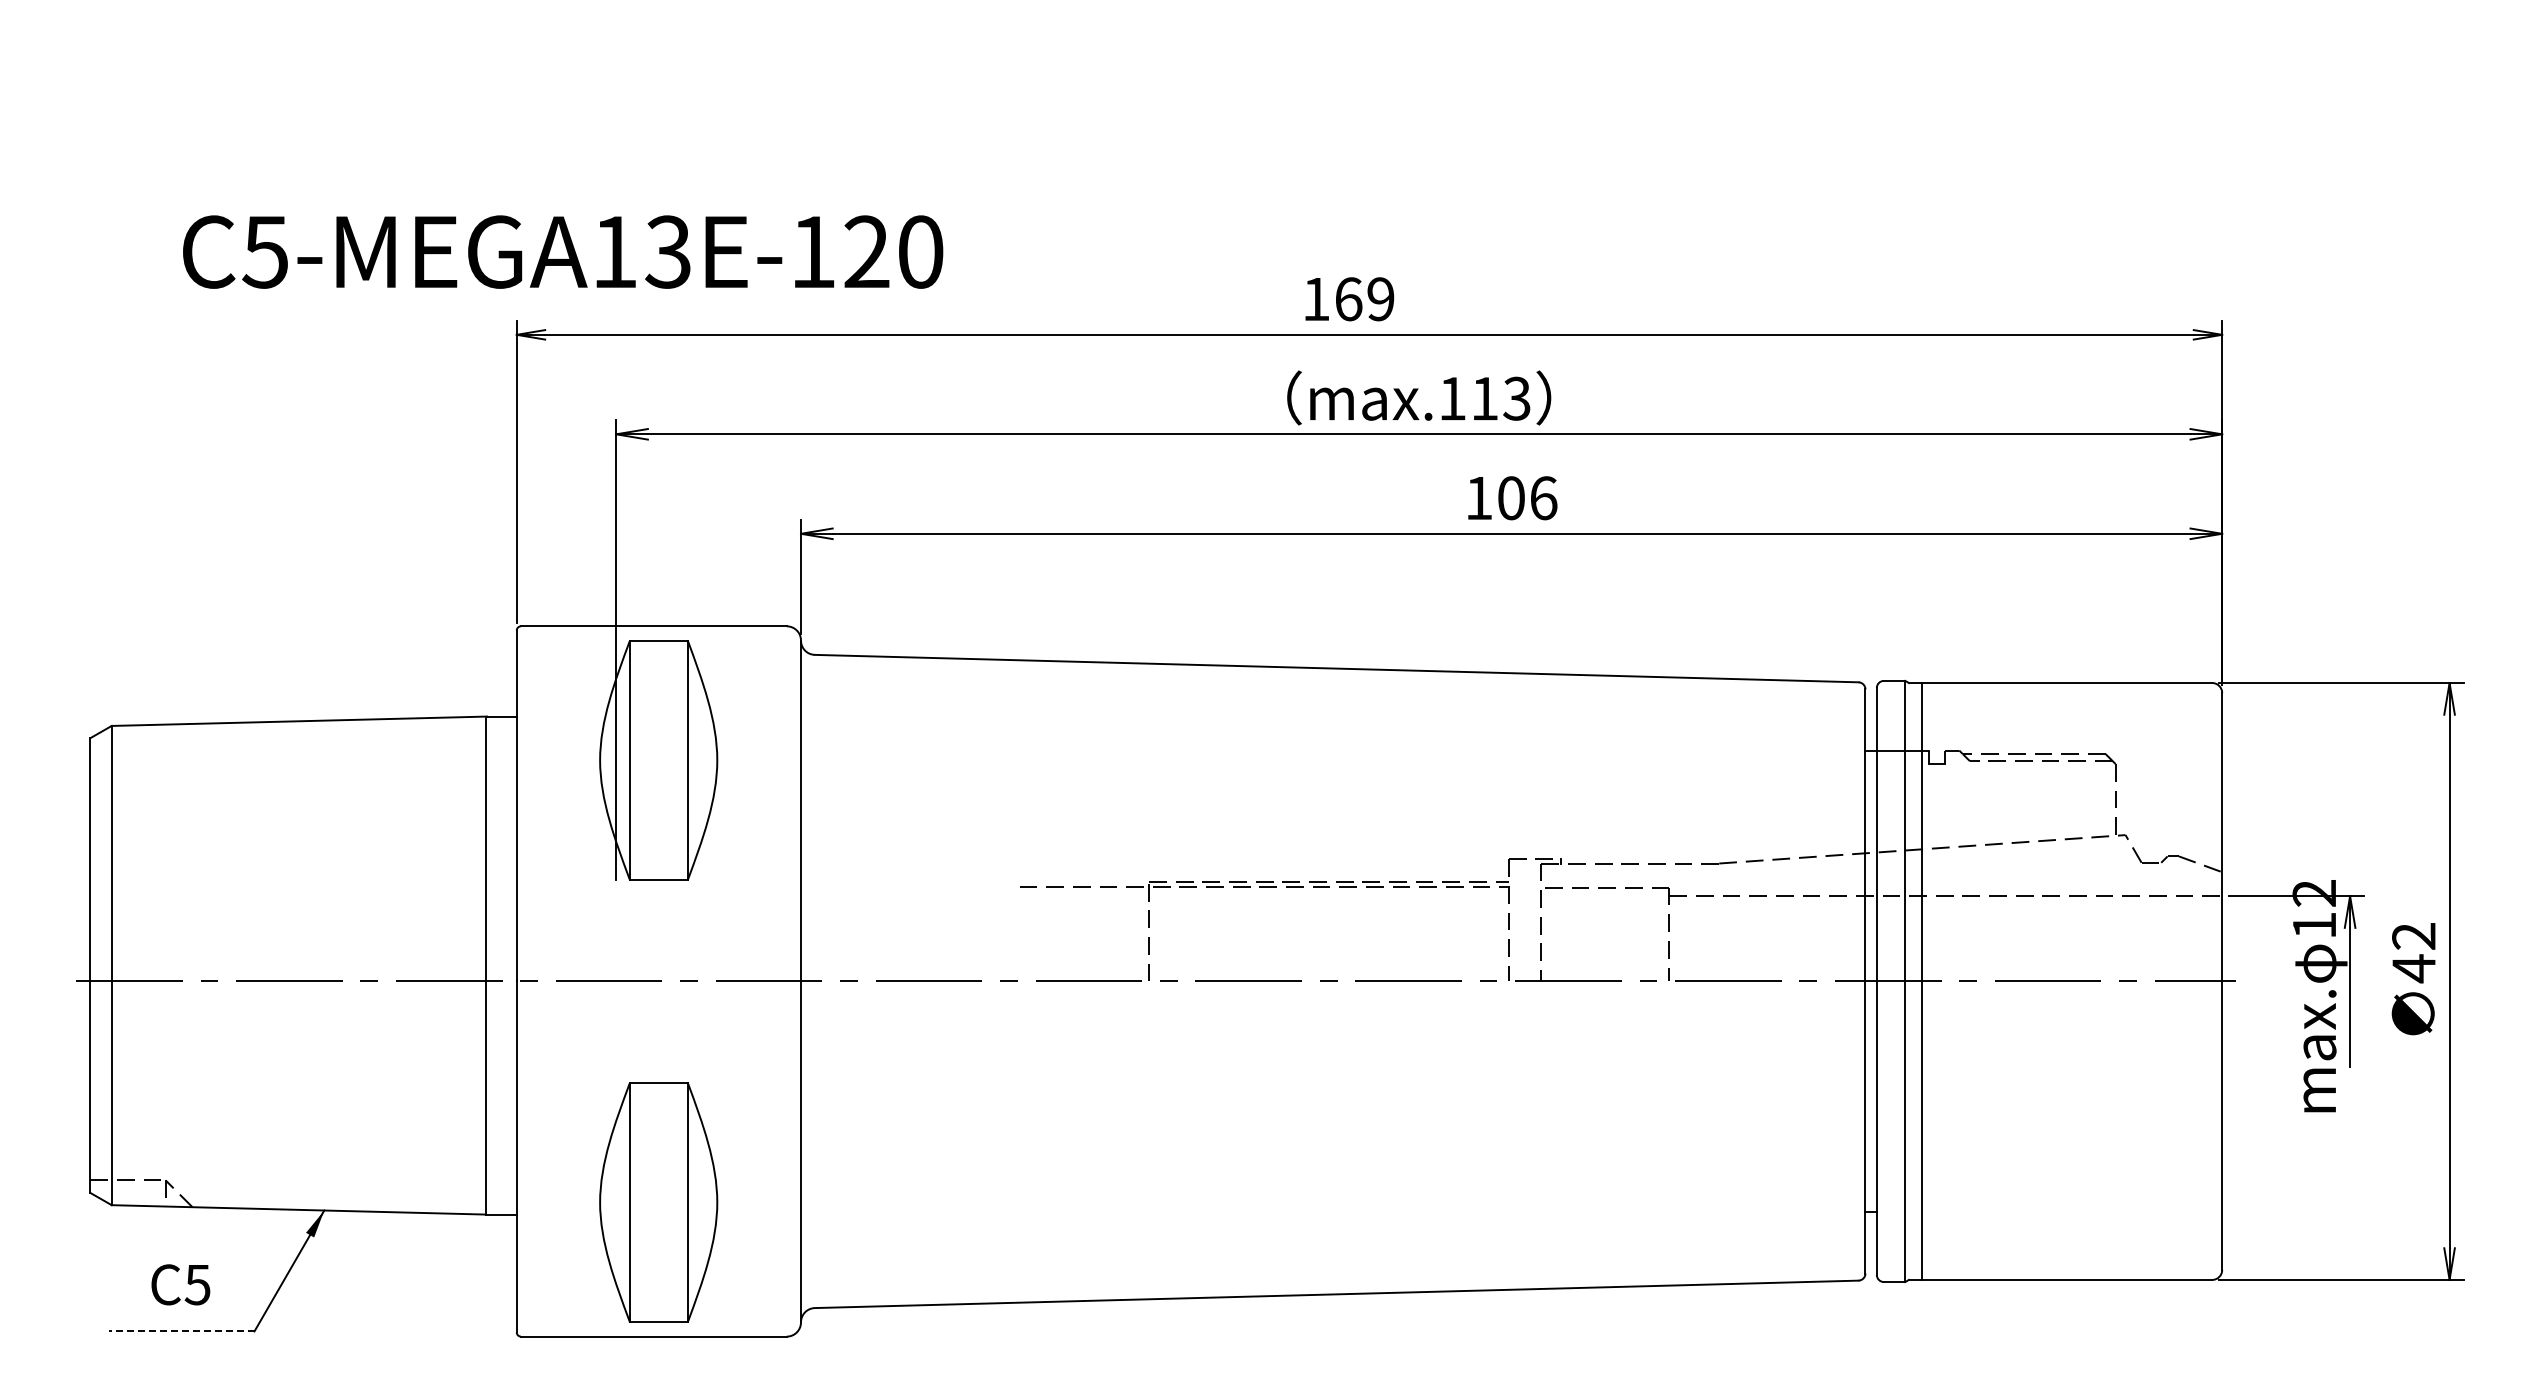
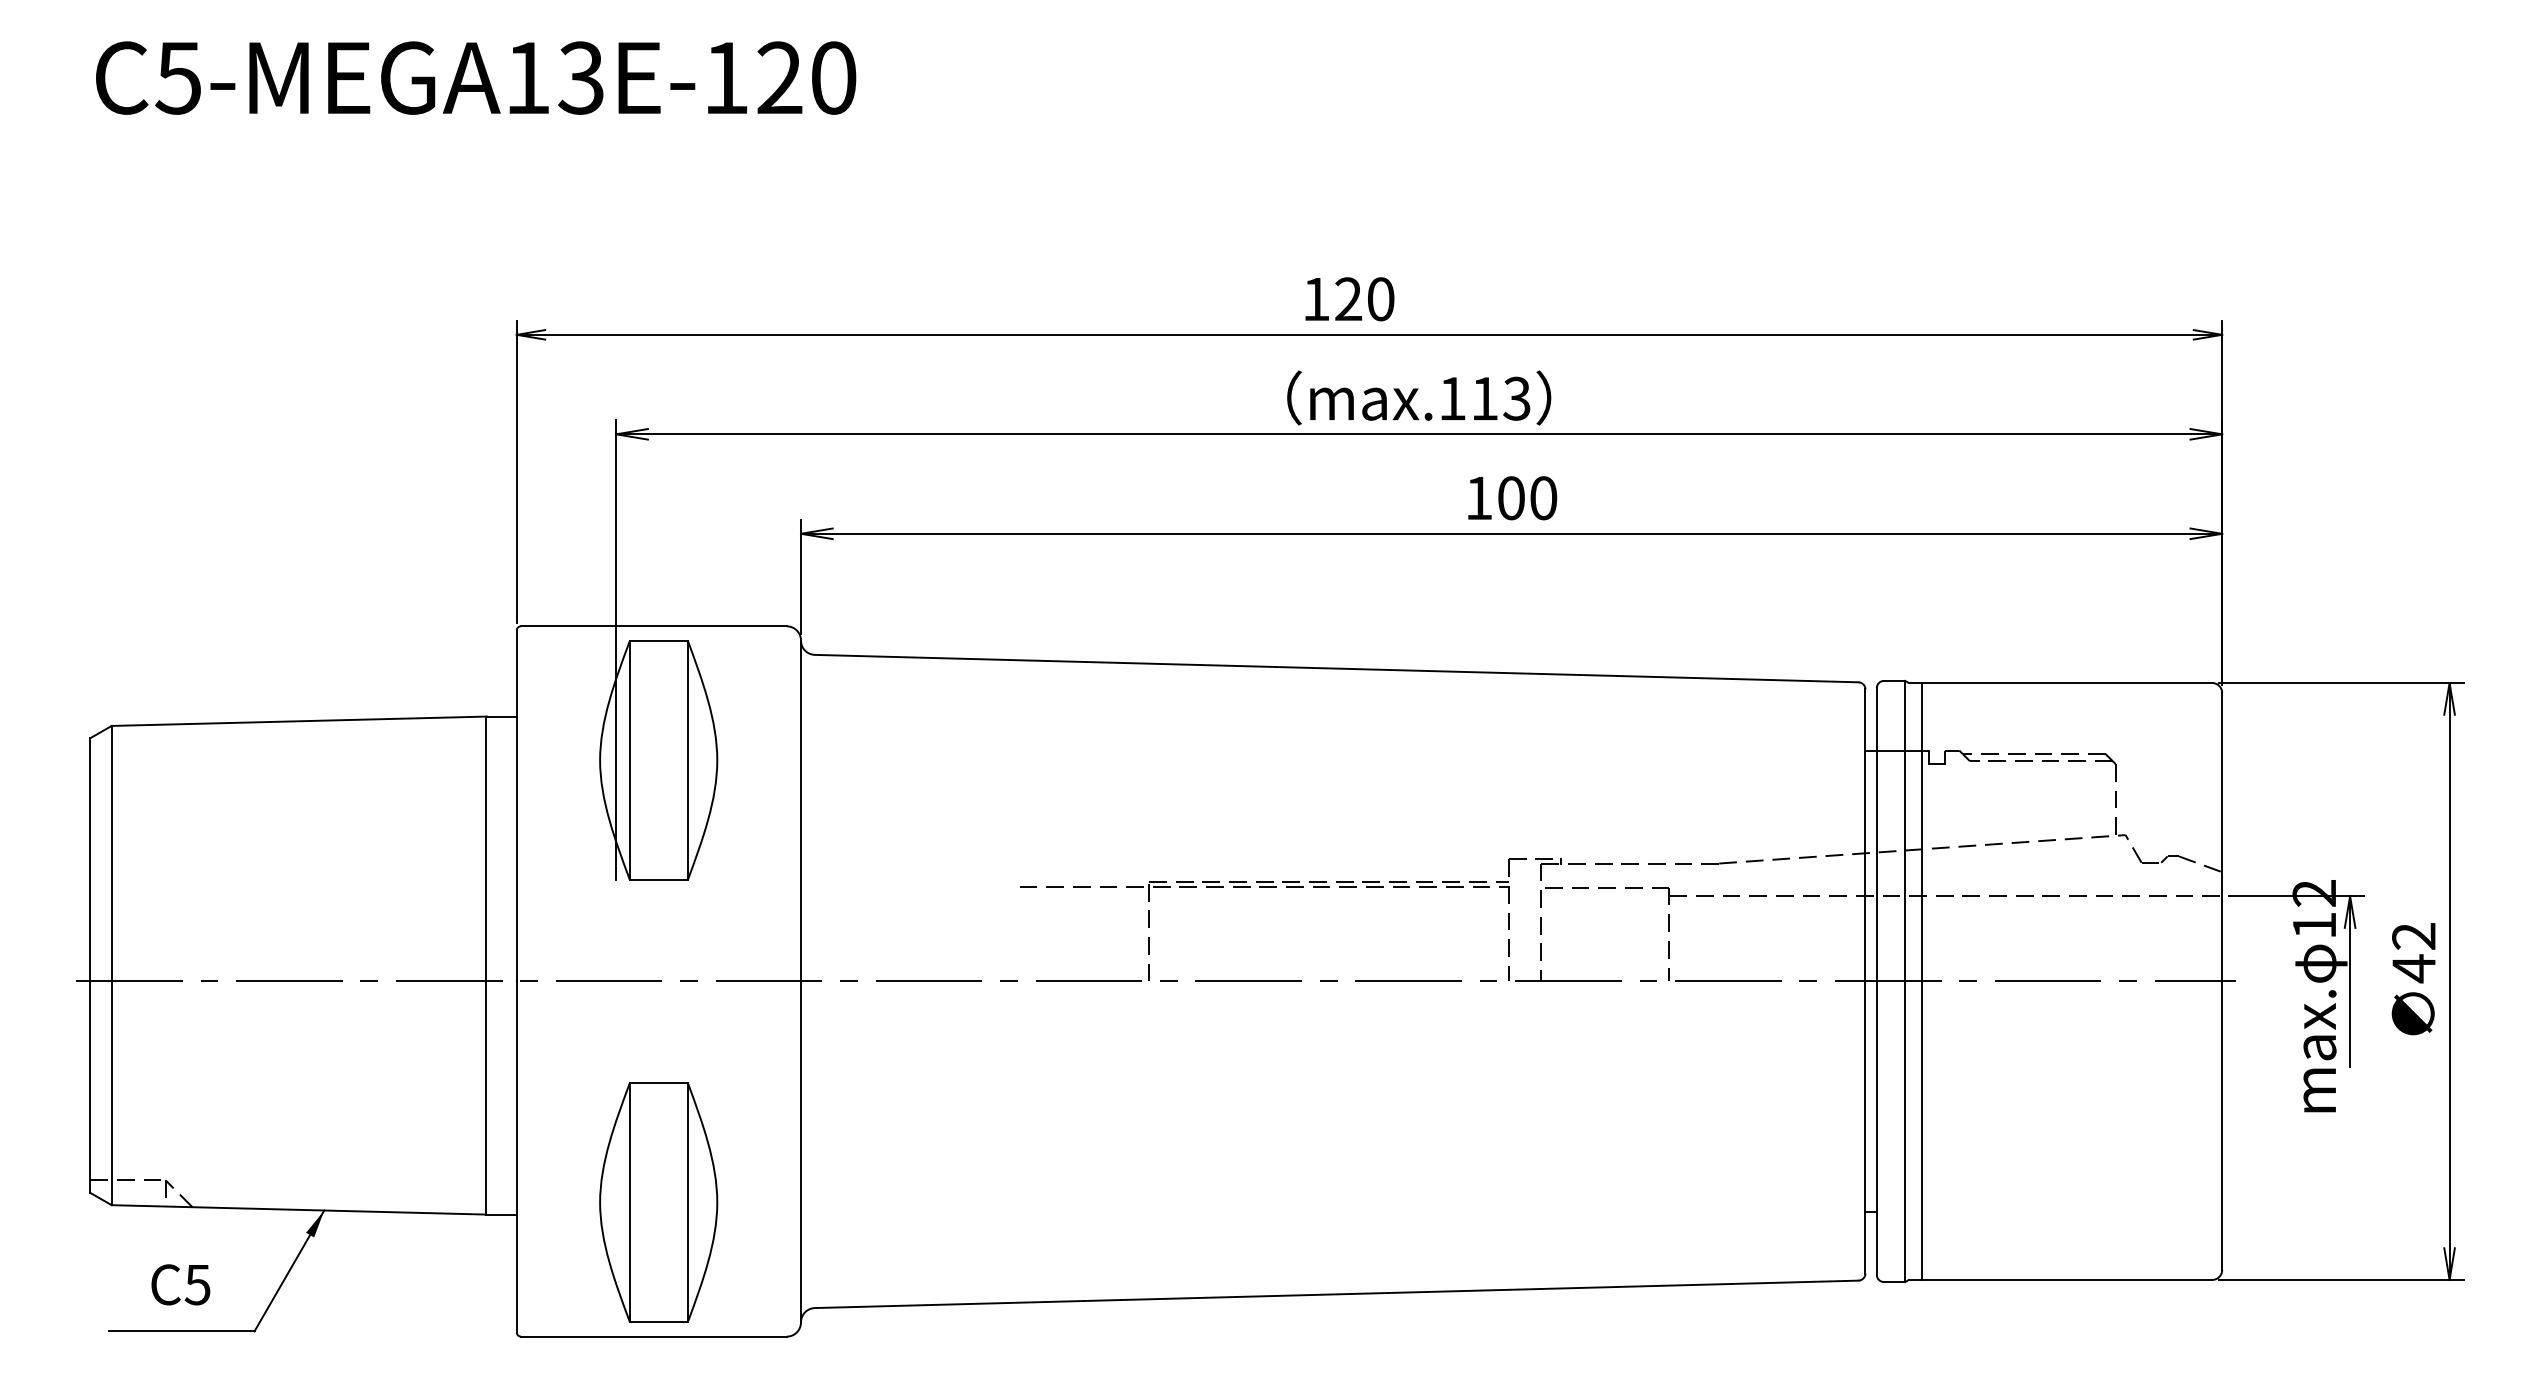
text position: (563, 251) -> (476, 77) (476, 77)
text: 169 -> 120 (1364, 299)
text: 106 -> 100 (1543, 498)
line: dashed -> solid (181, 1331)
